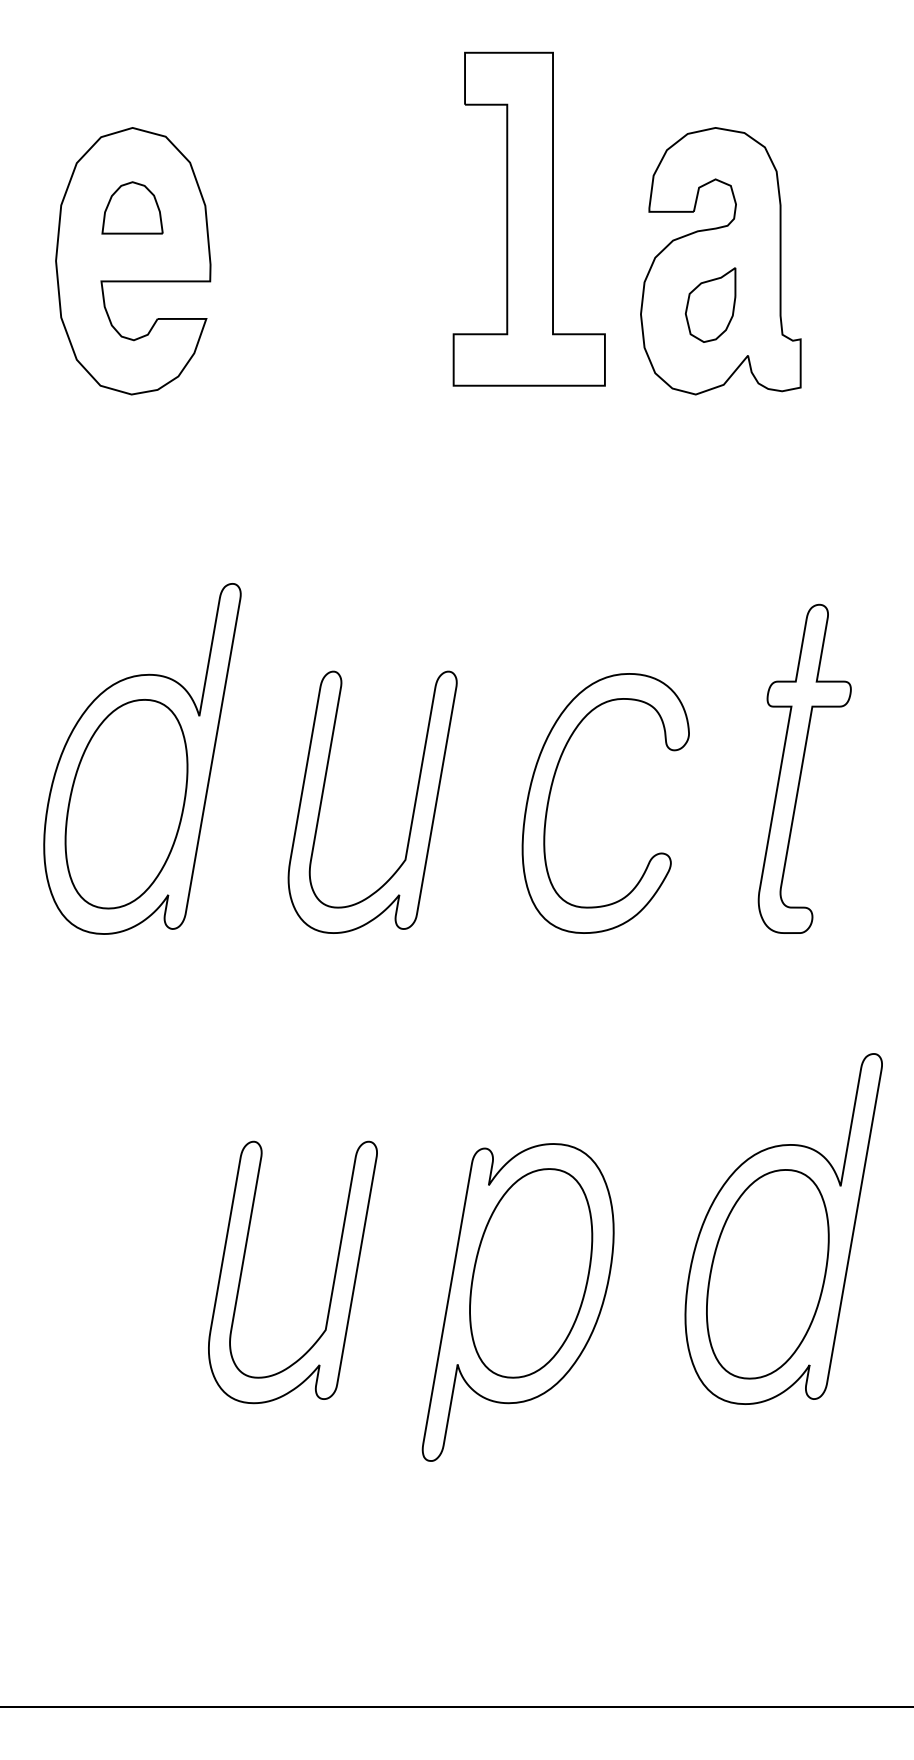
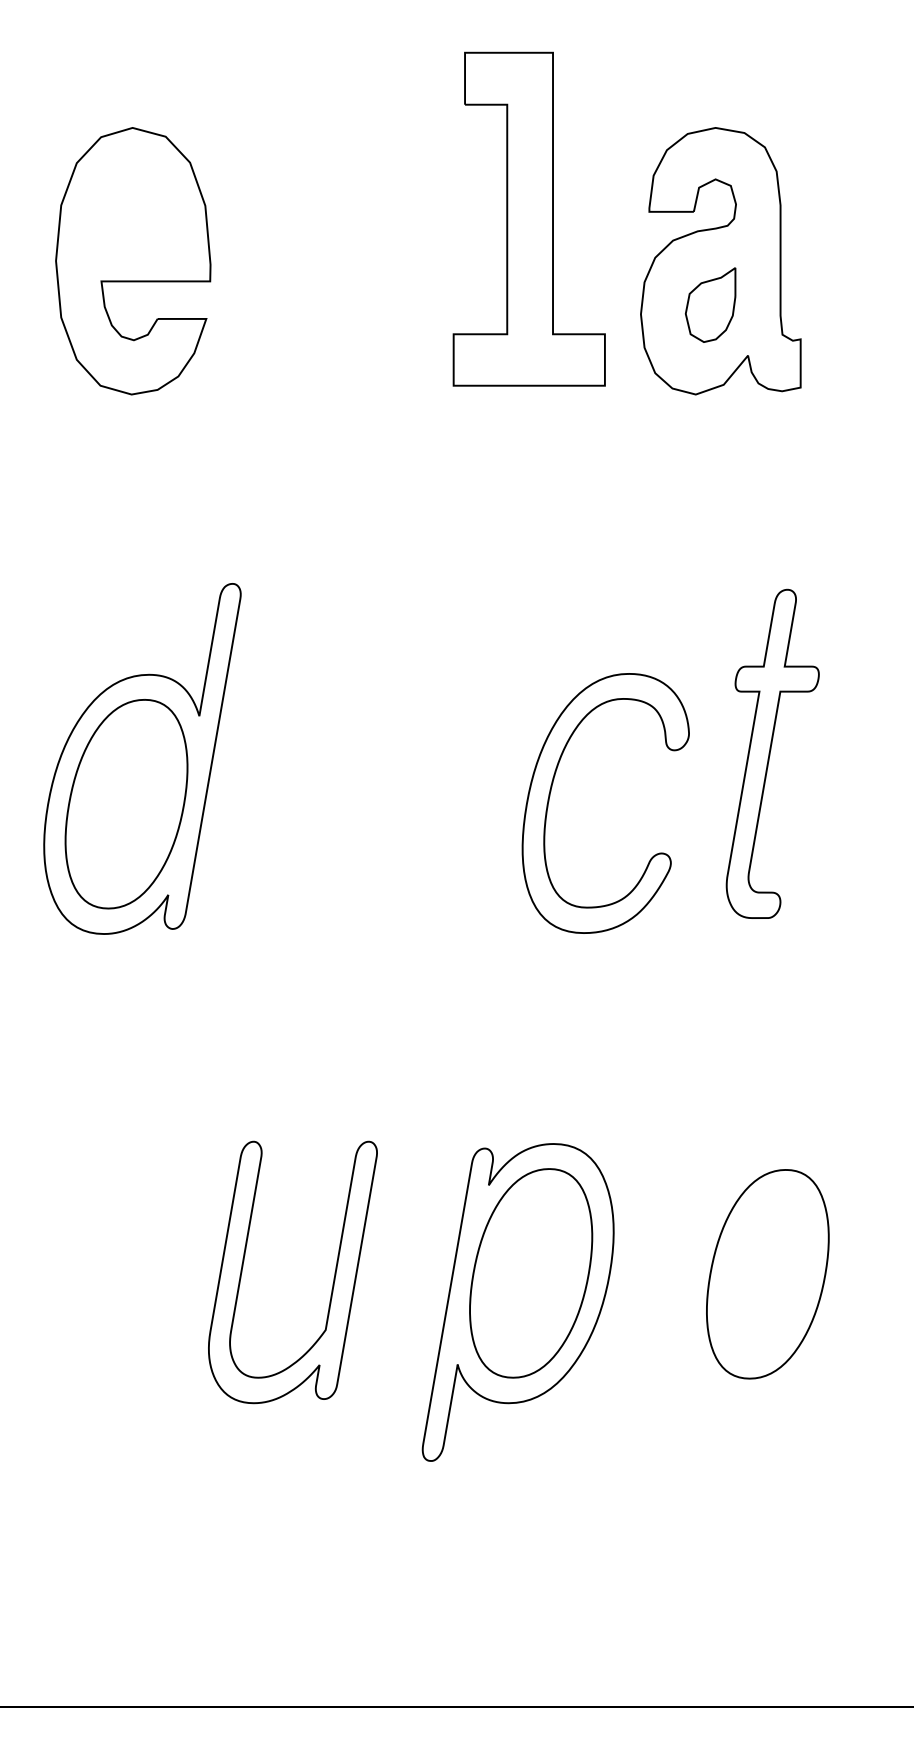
part: present -> none (132, 207)
part position: (804, 768) -> (772, 753) (772, 753)
part: present -> none (413, 806)
part: present -> none (783, 1228)
